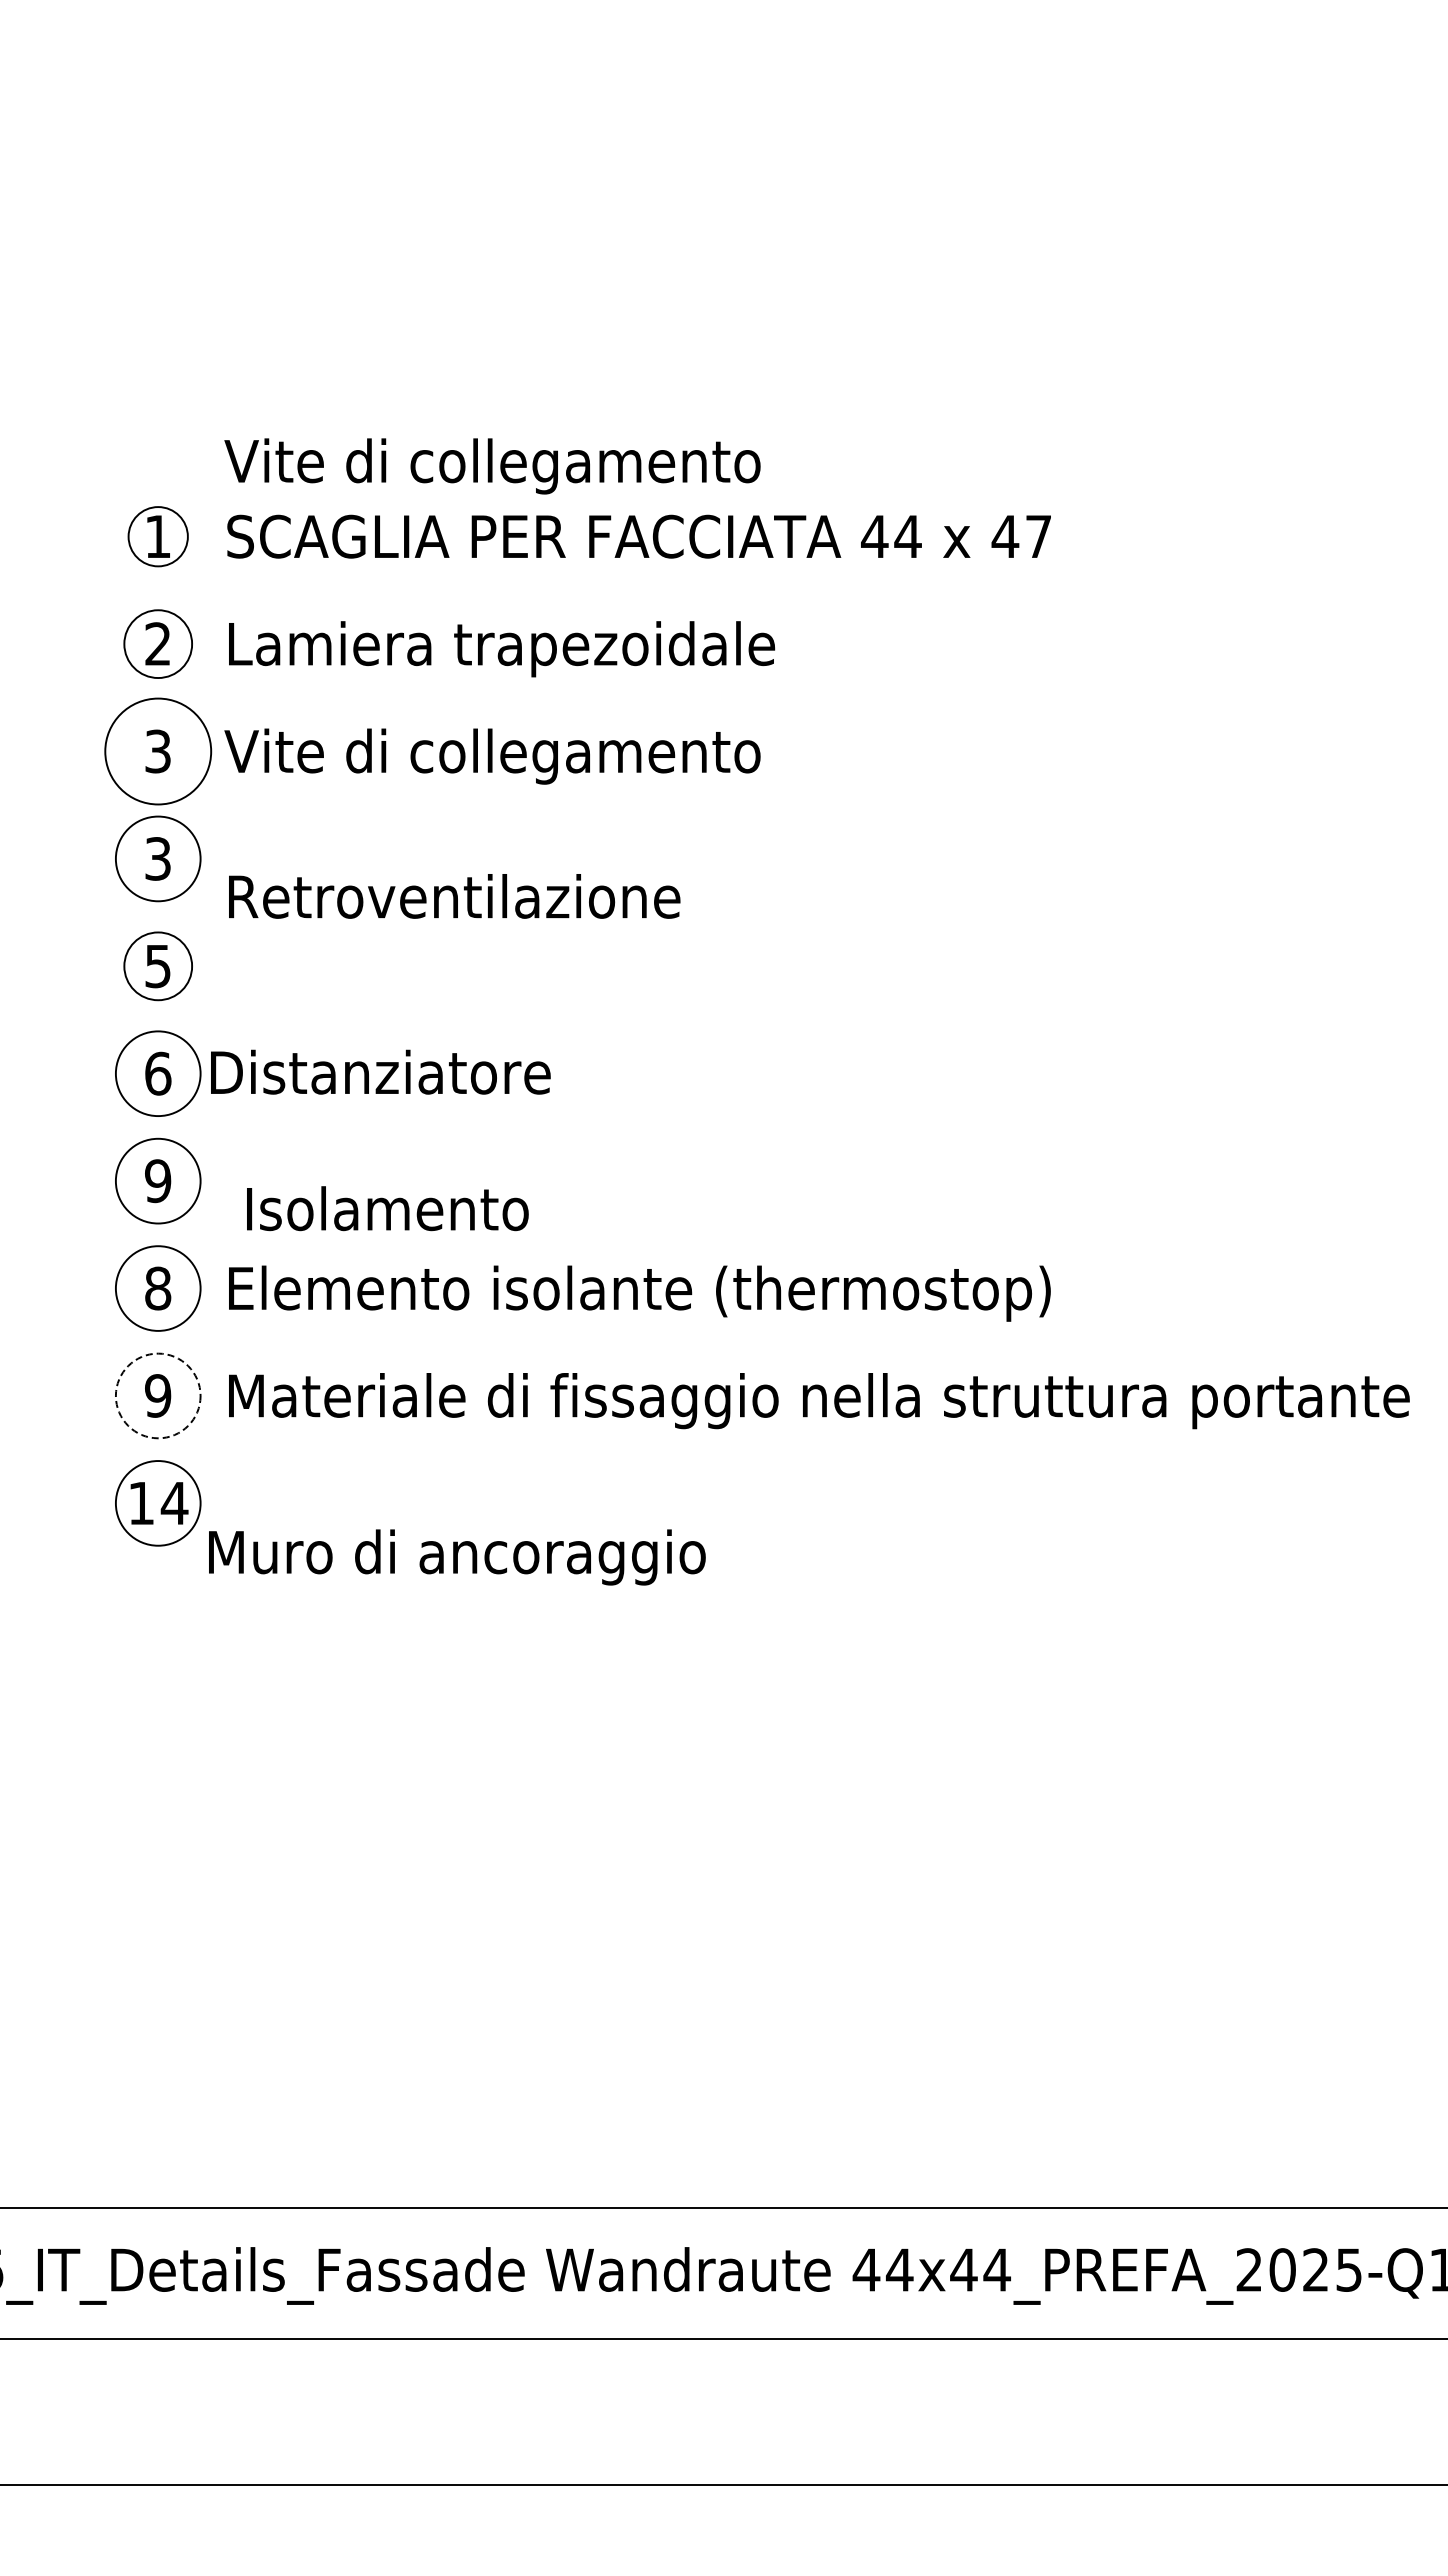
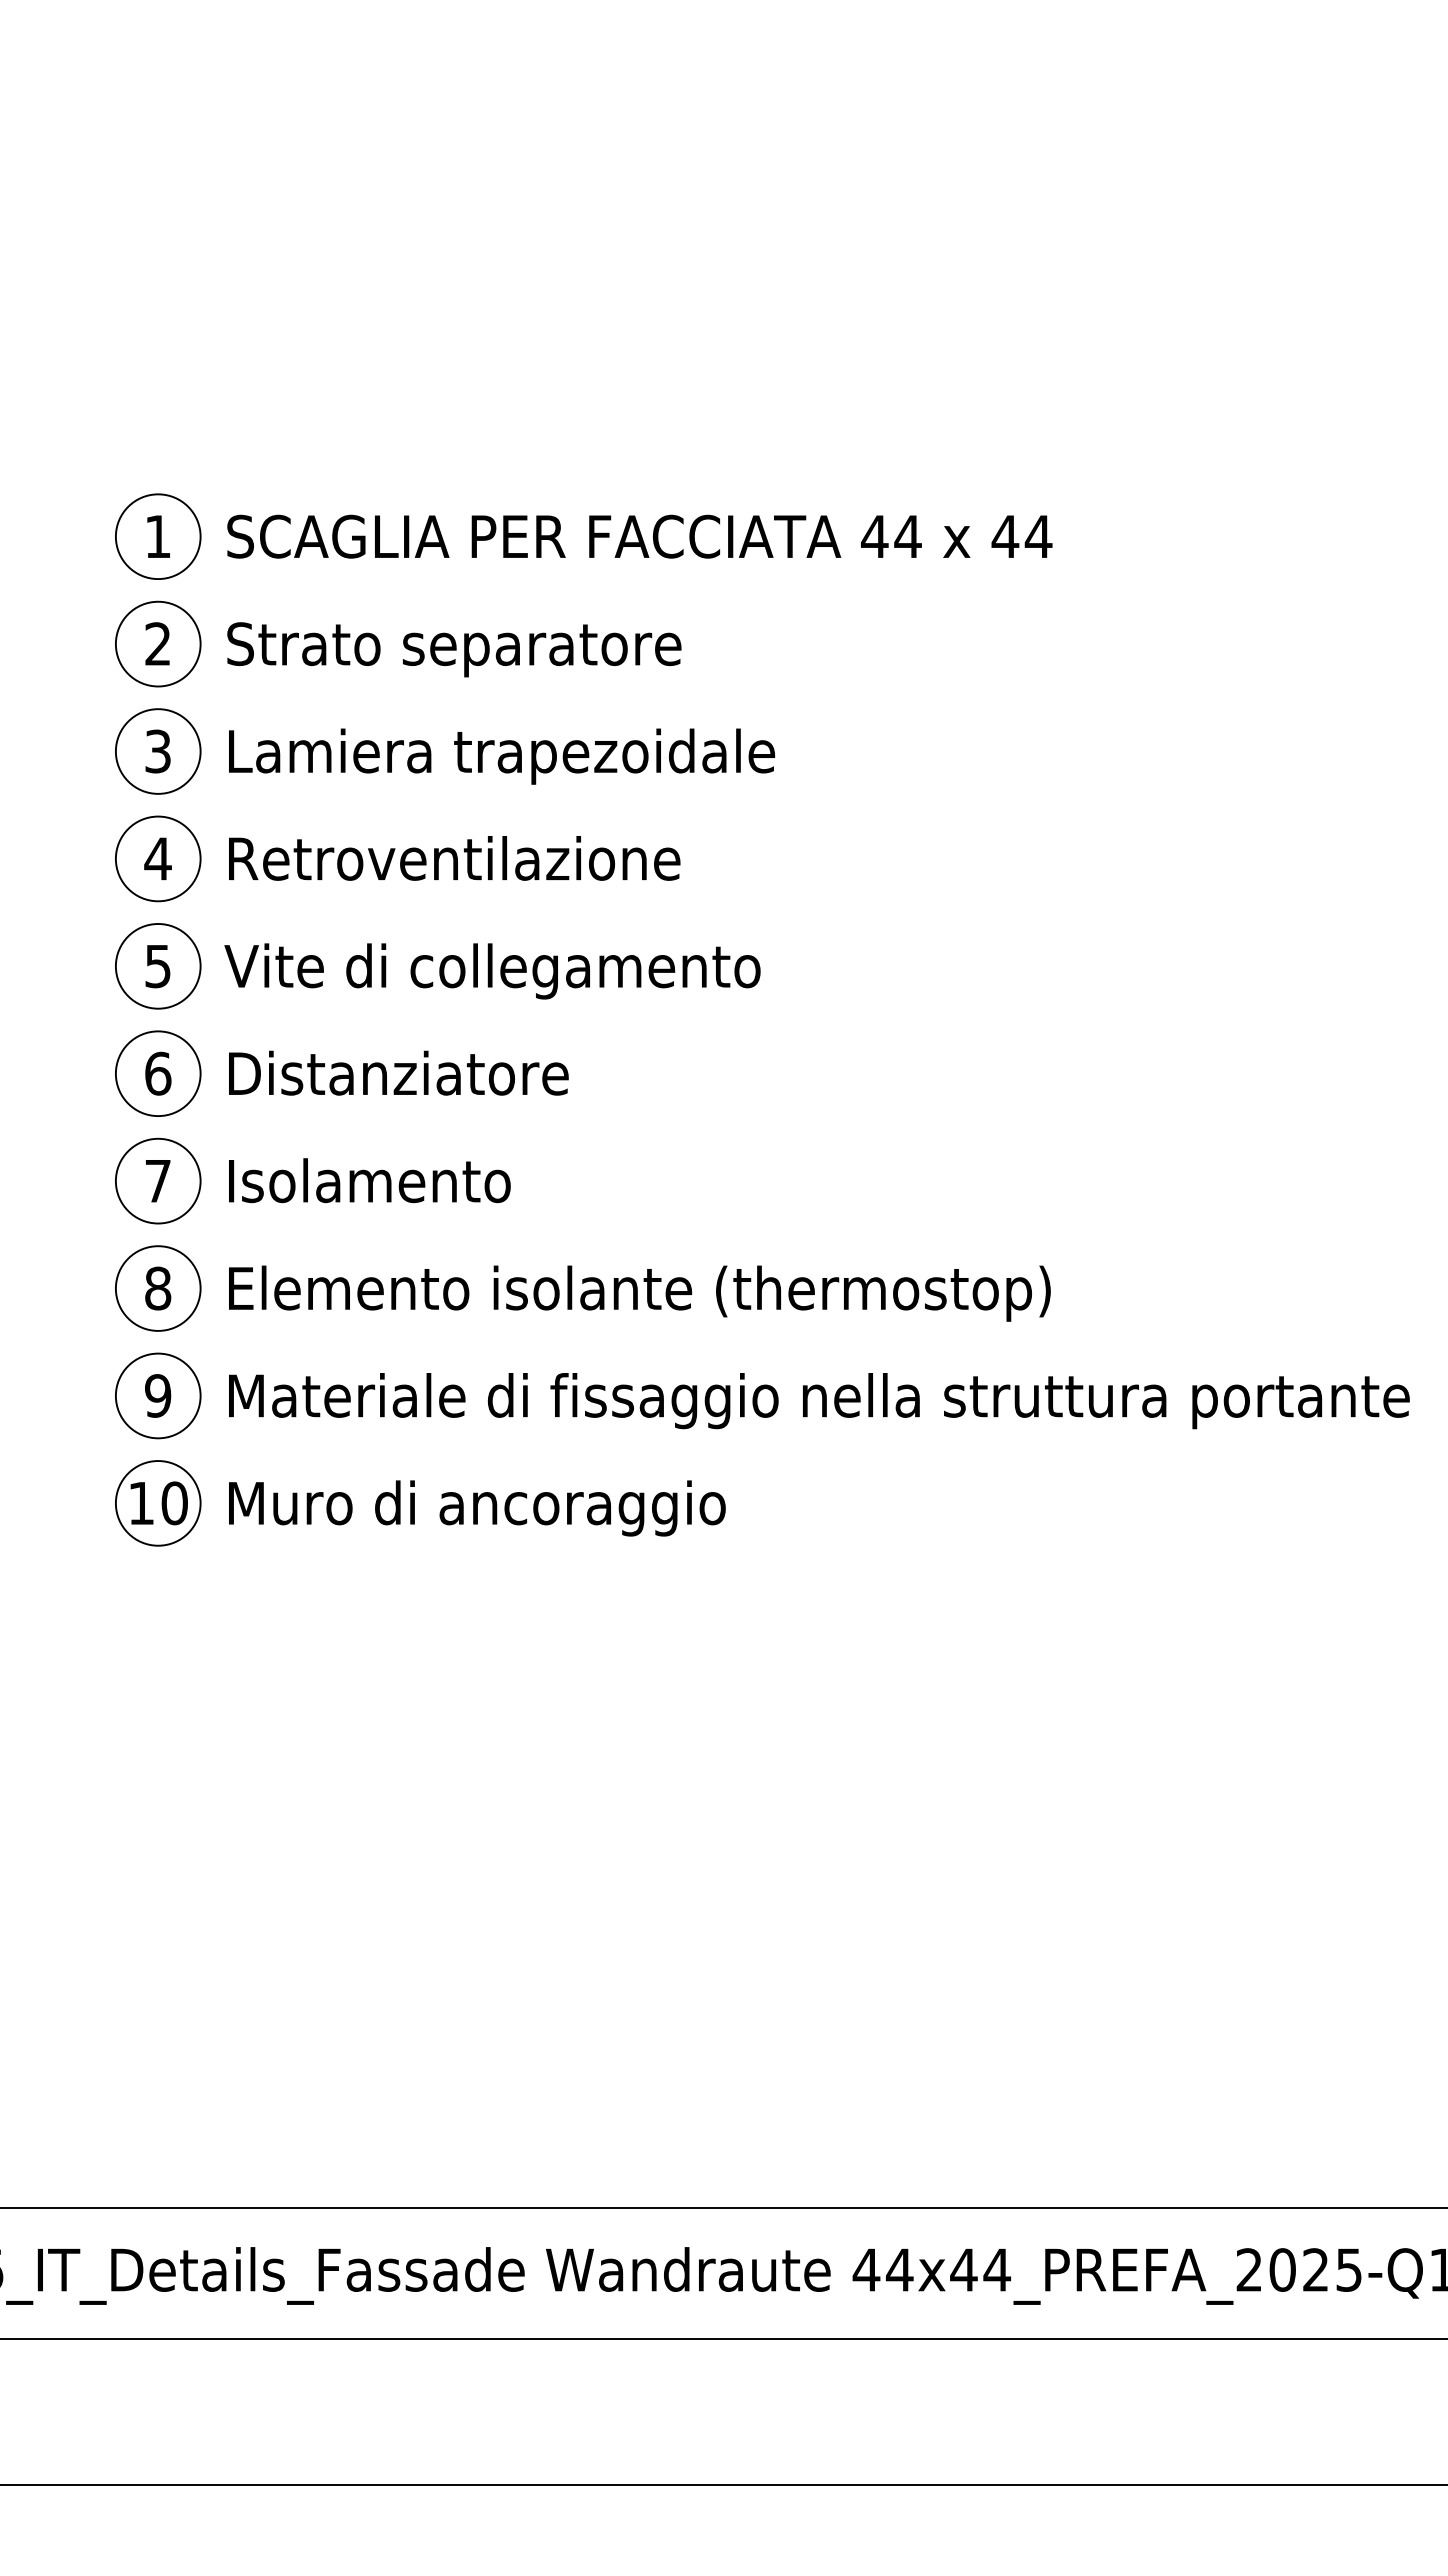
text position: (492, 466) -> (492, 971) (492, 971)
circle diameter: 59 px -> 85 px (157, 536)
text: 47 -> 44 (1038, 536)
circle diameter: 68 px -> 85 px (157, 643)
text: Lamiera trapezoidale -> Strato separatore (501, 649)
circle diameter: 106 px -> 85 px (157, 751)
text: Vite di collegamento -> Lamiera trapezoidale (499, 756)
text: 3 -> 4 (157, 858)
text position: (454, 896) -> (454, 858) (454, 858)
circle diameter: 68 px -> 85 px (157, 965)
text position: (380, 1071) -> (398, 1072) (398, 1072)
text: 9 -> 7 (158, 1181)
text position: (387, 1208) -> (369, 1180) (369, 1180)
circle: dashed -> solid (157, 1395)
text: 14 -> 10 (174, 1503)
text position: (457, 1557) -> (477, 1508) (477, 1508)
